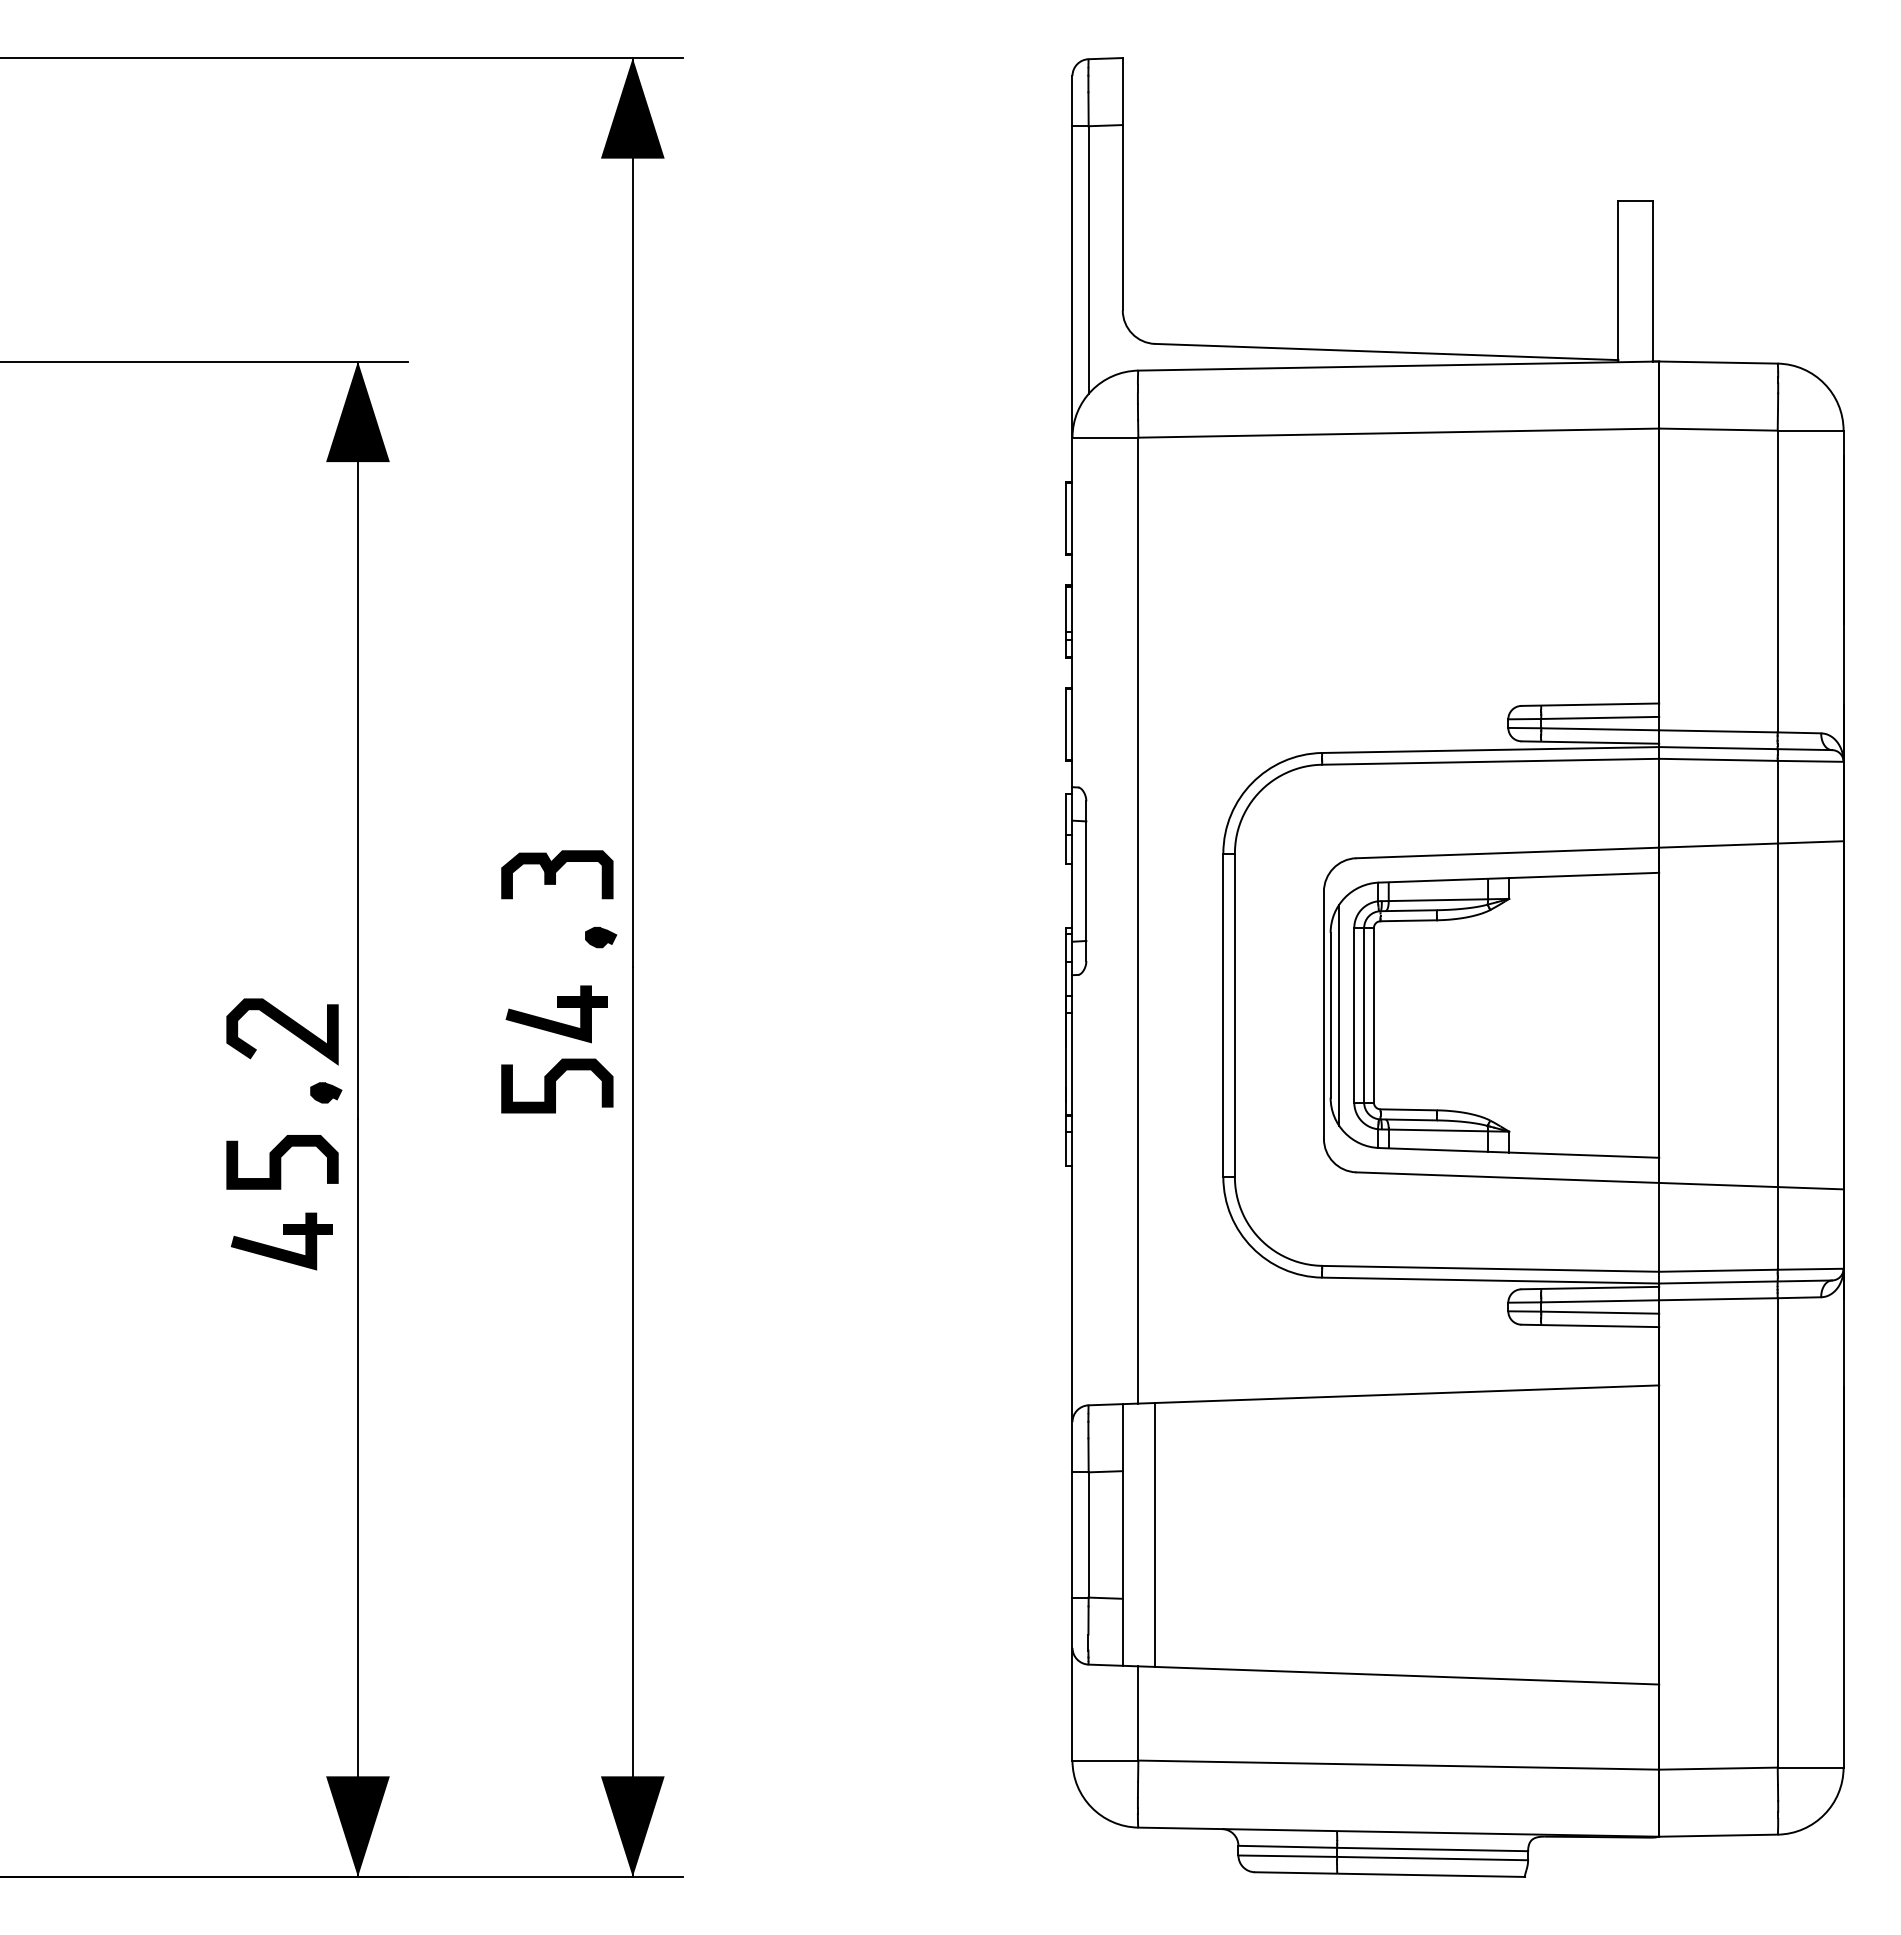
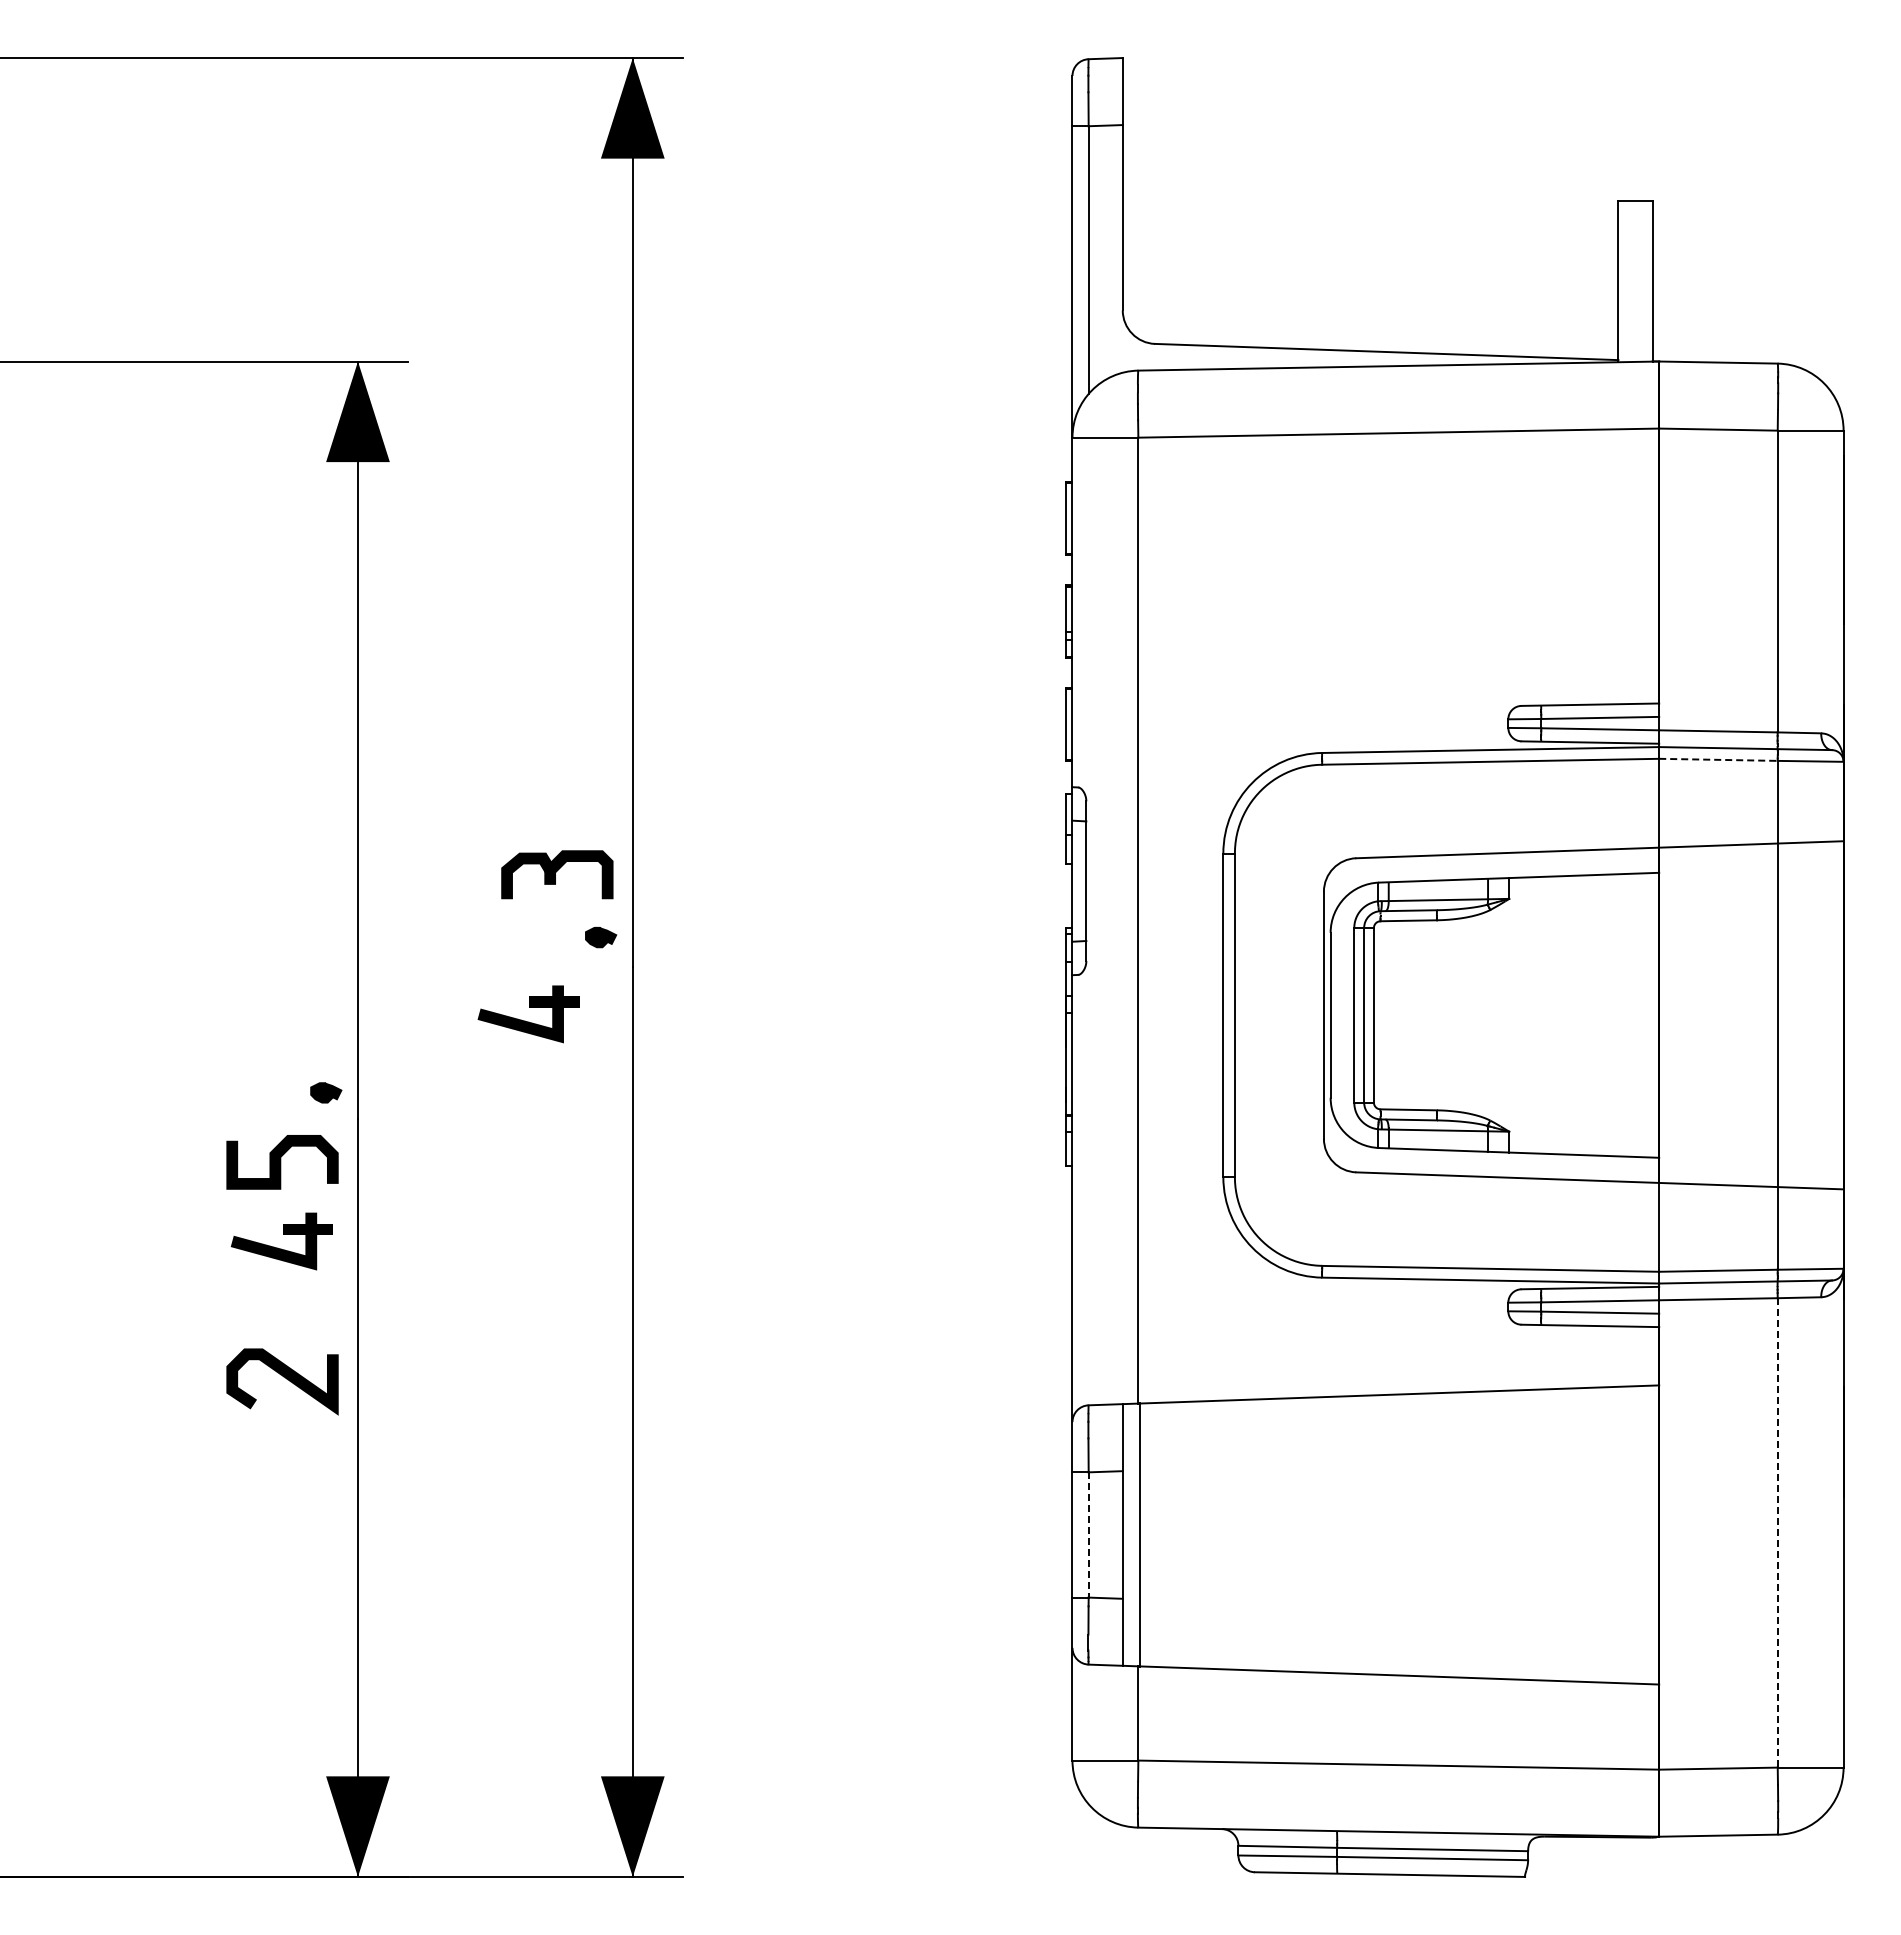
line: solid -> dashed (1718, 759)
line: present -> none (1339, 1014)
part position: (553, 1020) -> (525, 1020) (525, 1020)
curve position: (283, 1027) -> (283, 1377) (283, 1377)
curve: present -> none (555, 1085)
line: solid -> dashed (1777, 1532)
line: solid -> dashed (1088, 1534)
line position: (1155, 1534) -> (1140, 1534) (1140, 1534)
